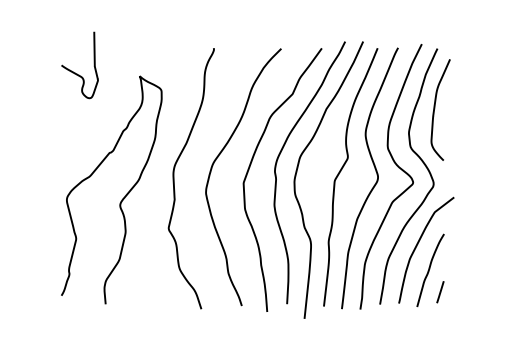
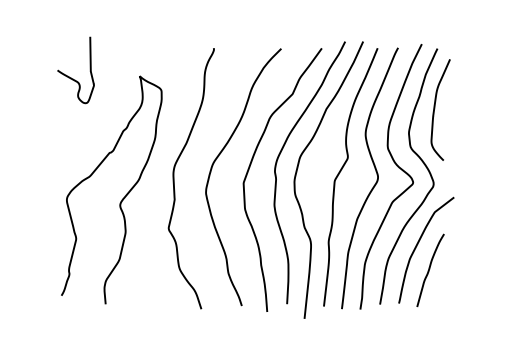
curve position: (75, 72) -> (71, 77) (71, 77)
line: present -> none (440, 292)
